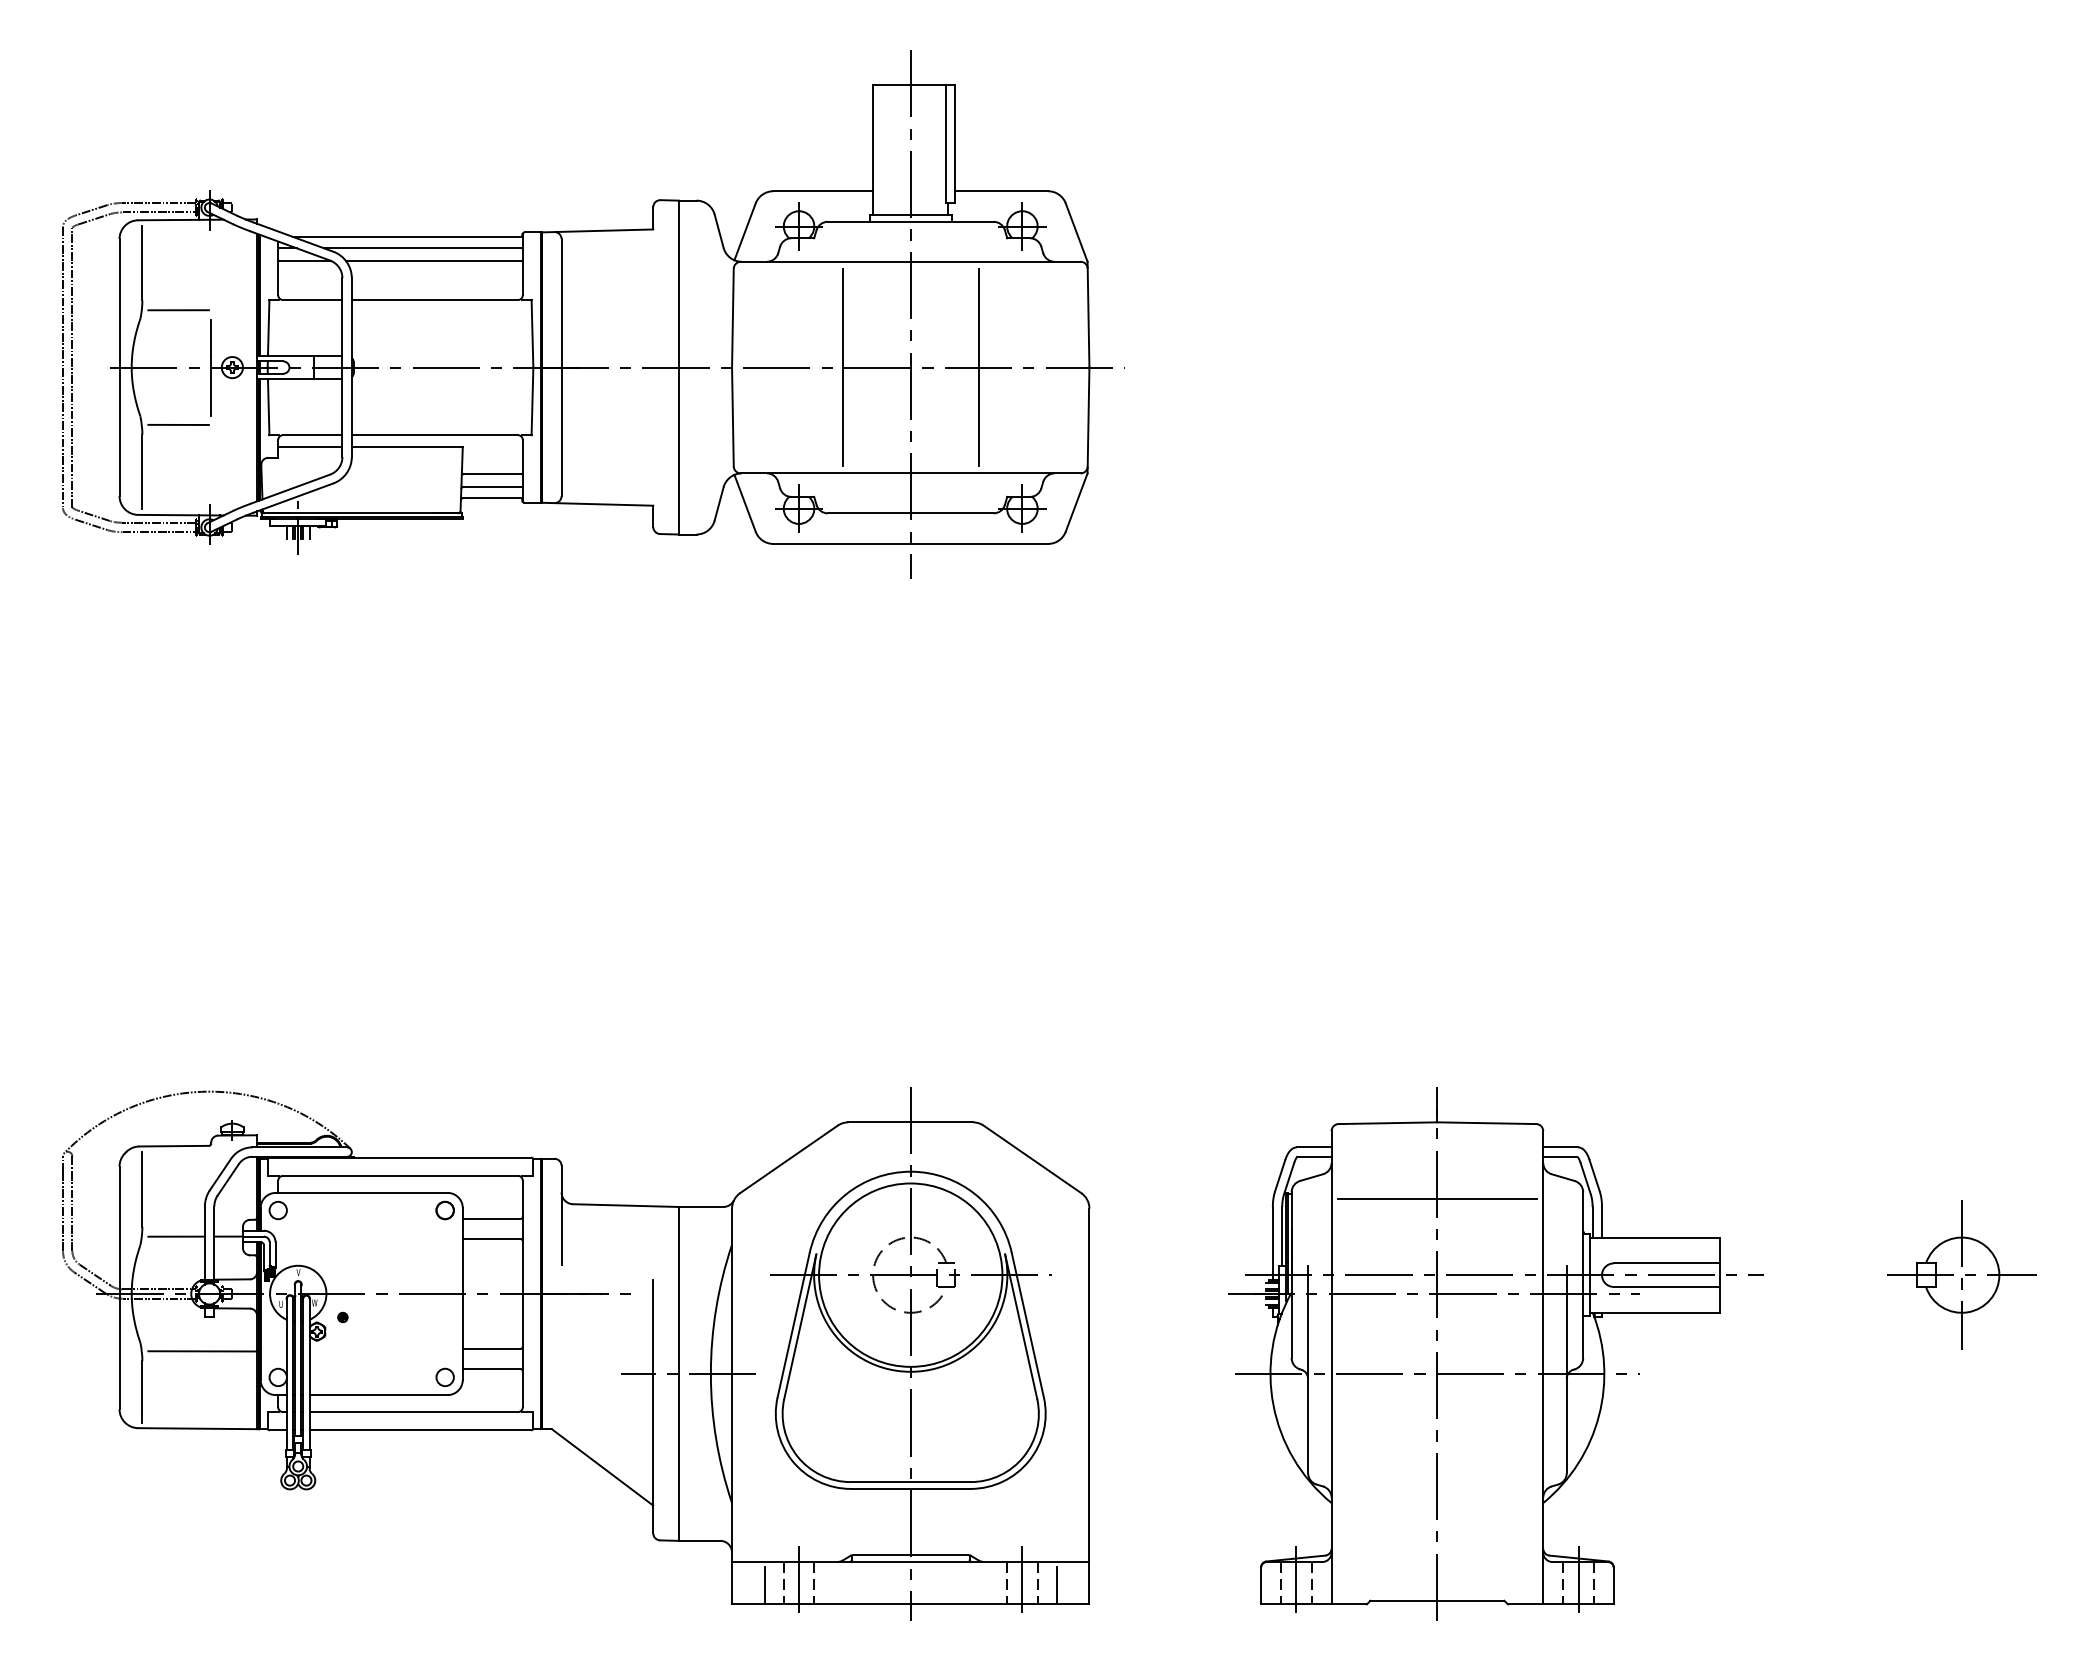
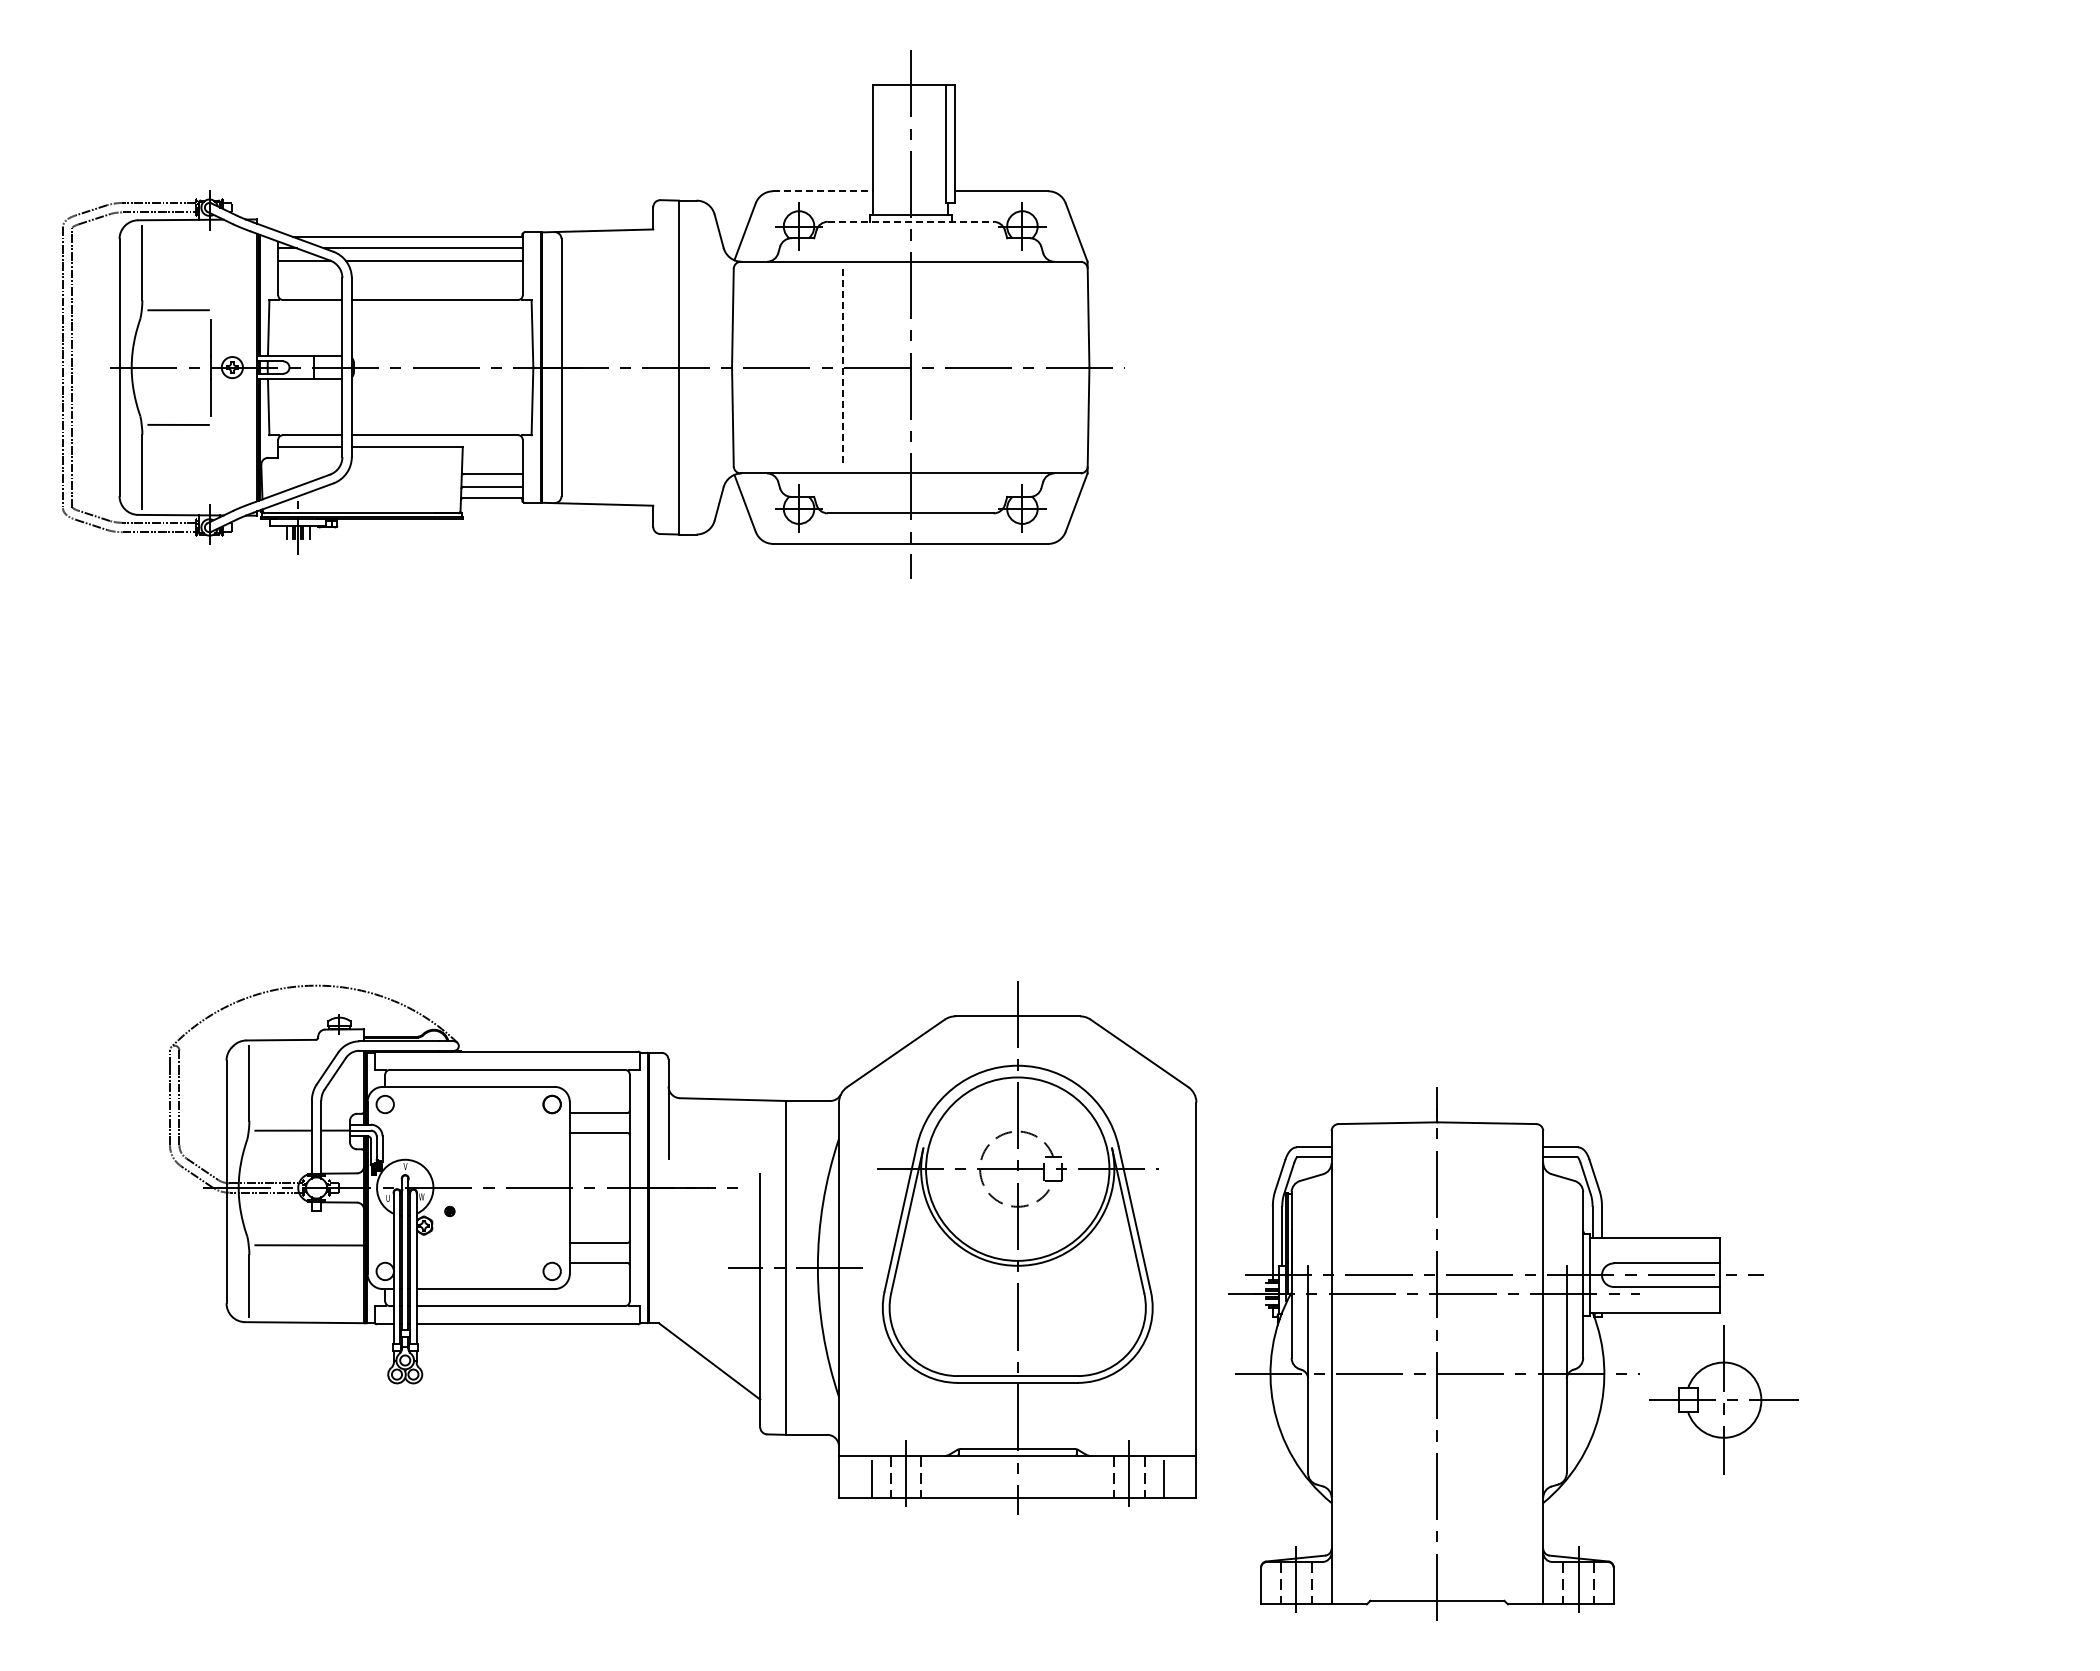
line: solid -> dashed (823, 191)
line: solid -> dashed (910, 221)
line: solid -> dashed (842, 367)
line: present -> none (978, 367)
line: present -> none (1436, 1198)
part position: (1961, 1274) -> (1723, 1399) (1723, 1399)
part position: (576, 1353) -> (683, 1247) (683, 1247)
